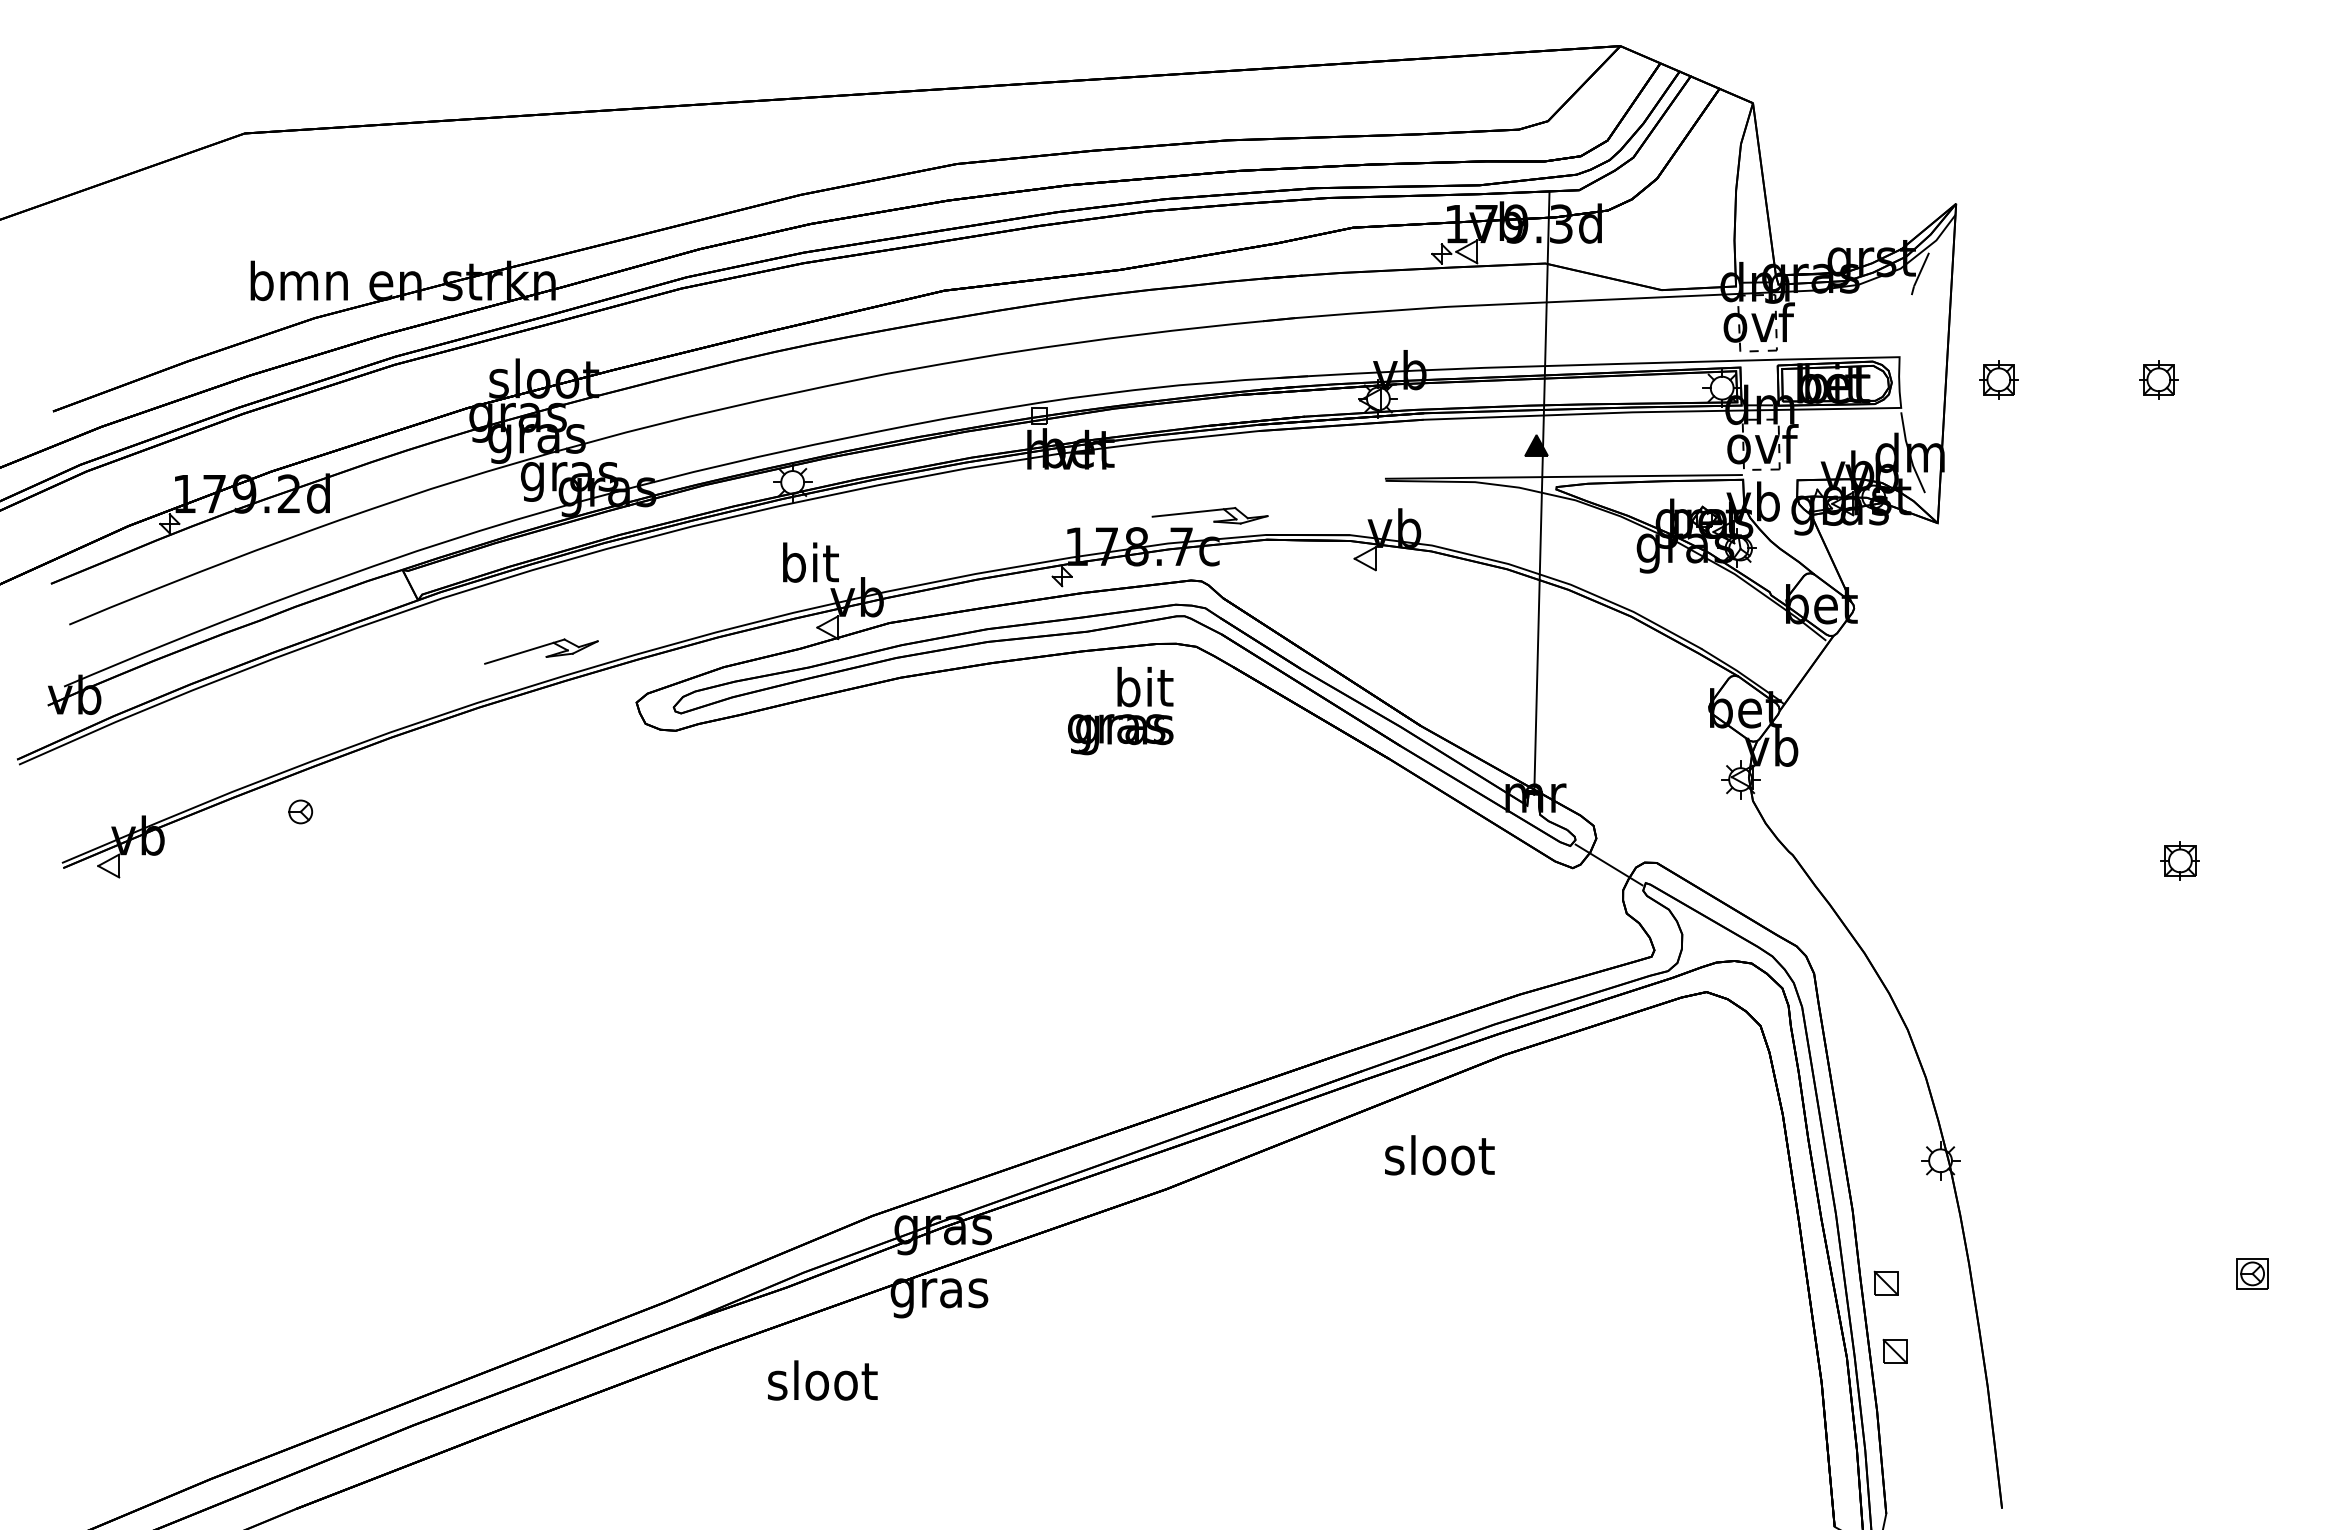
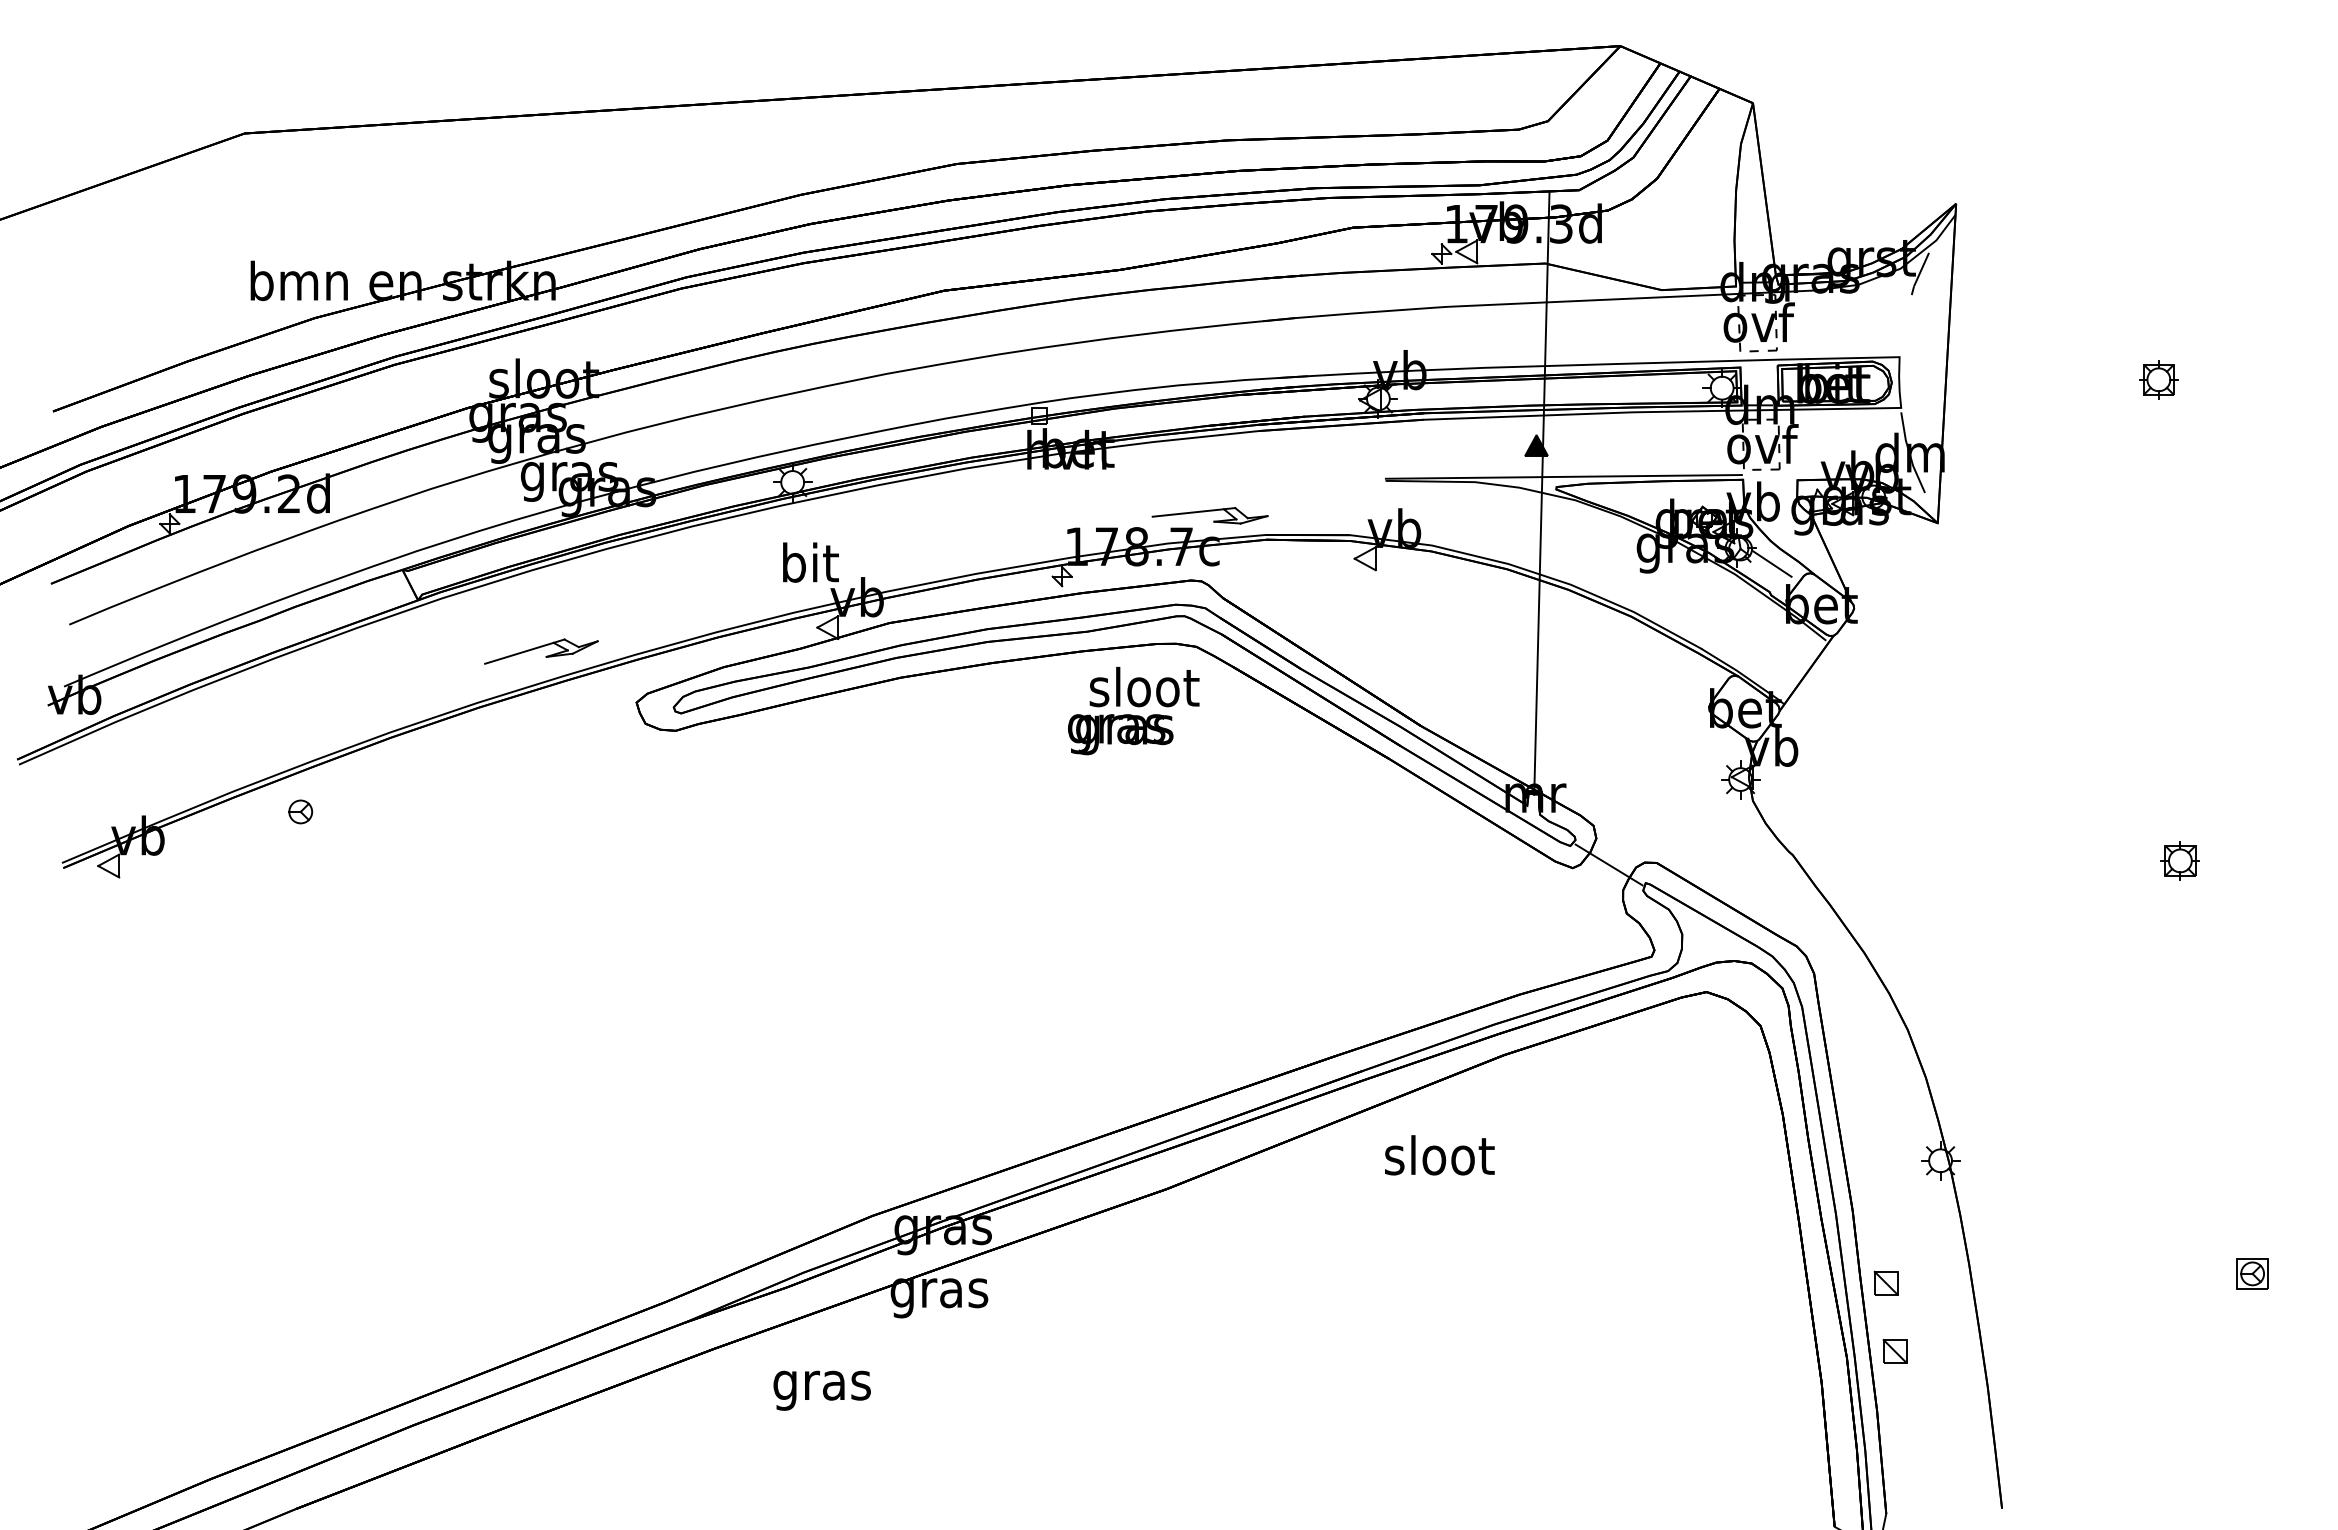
part: present -> none (1998, 379)
line: none -> present (1771, 563)
text: bit -> sloot (1144, 686)
text: sloot -> gras (822, 1385)
